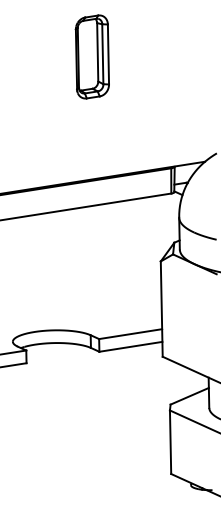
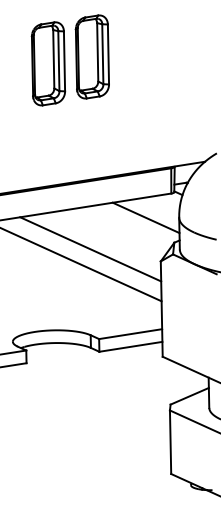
part: none -> present (48, 63)
line: none -> present (145, 217)
line: none -> present (90, 249)
line: none -> present (81, 264)
